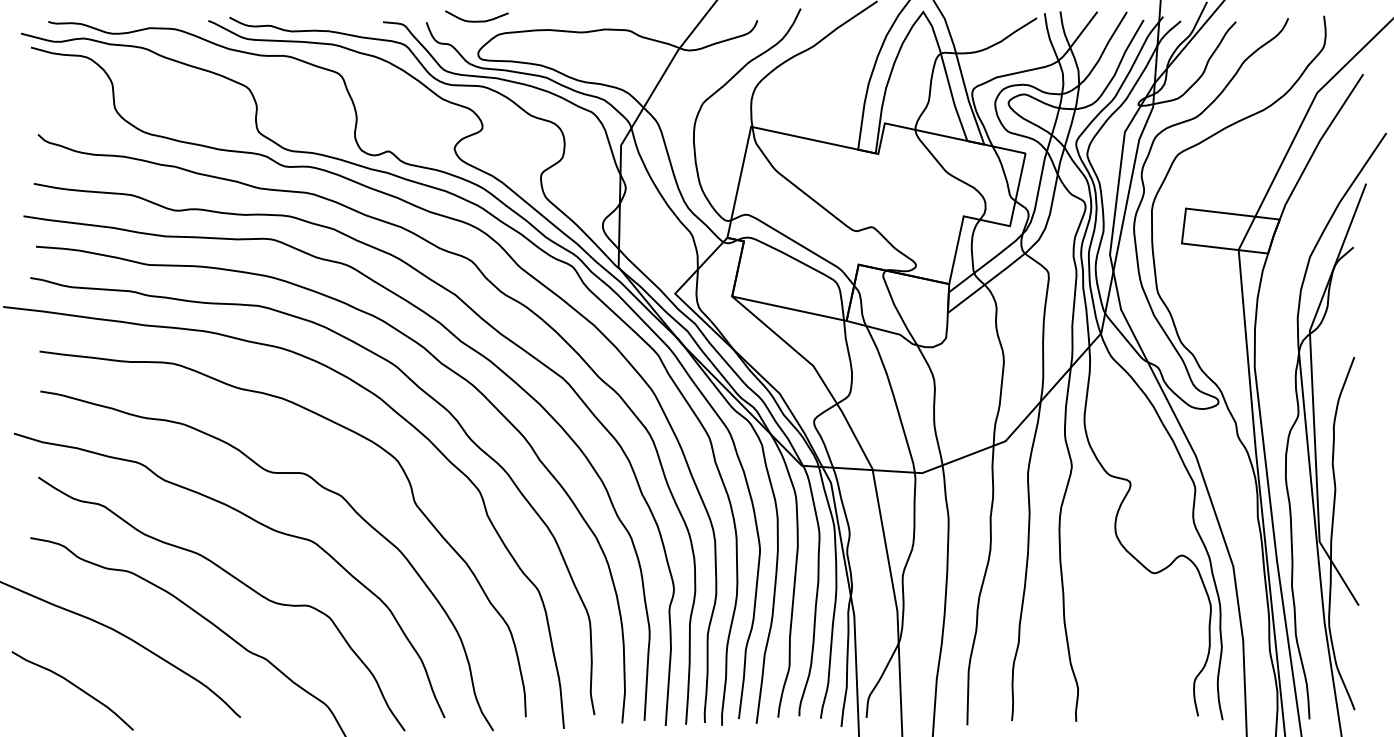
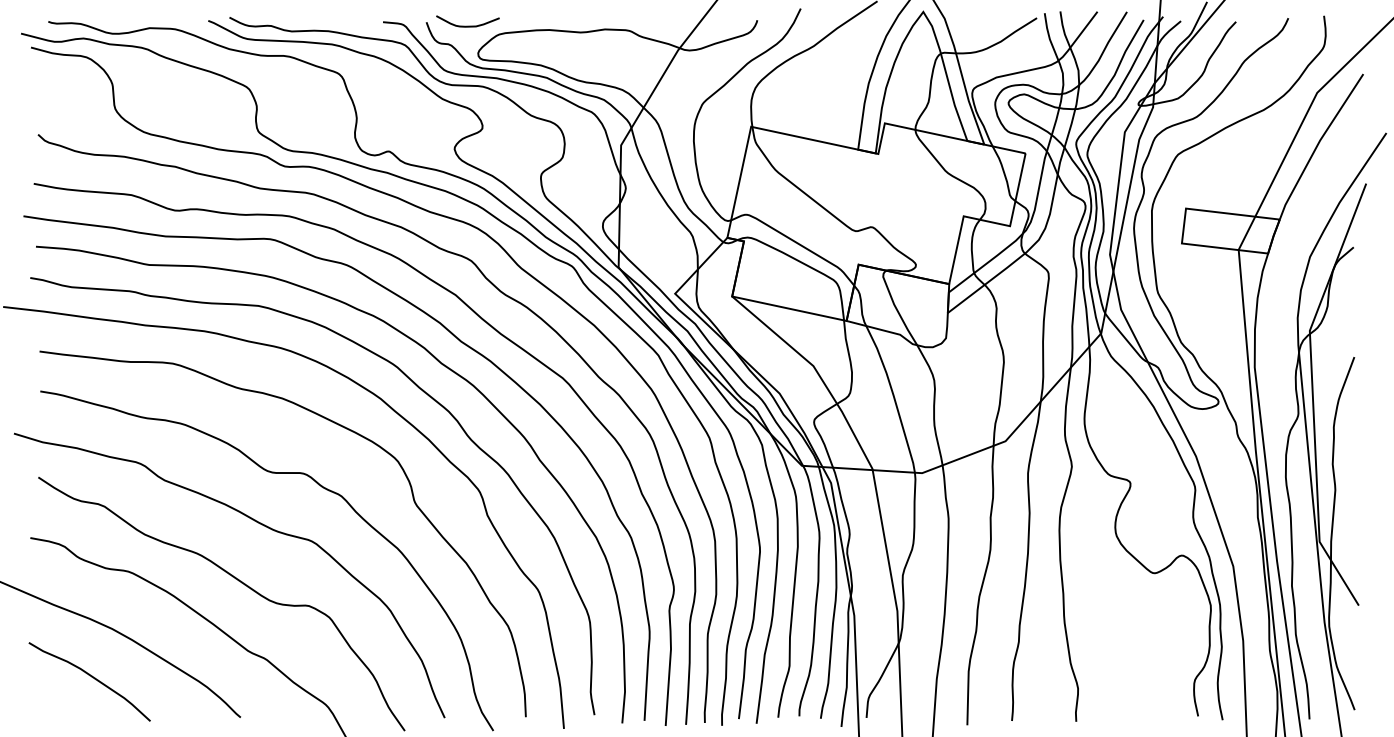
curve position: (476, 20) -> (467, 25) (467, 25)
curve position: (74, 686) -> (91, 677) (91, 677)
